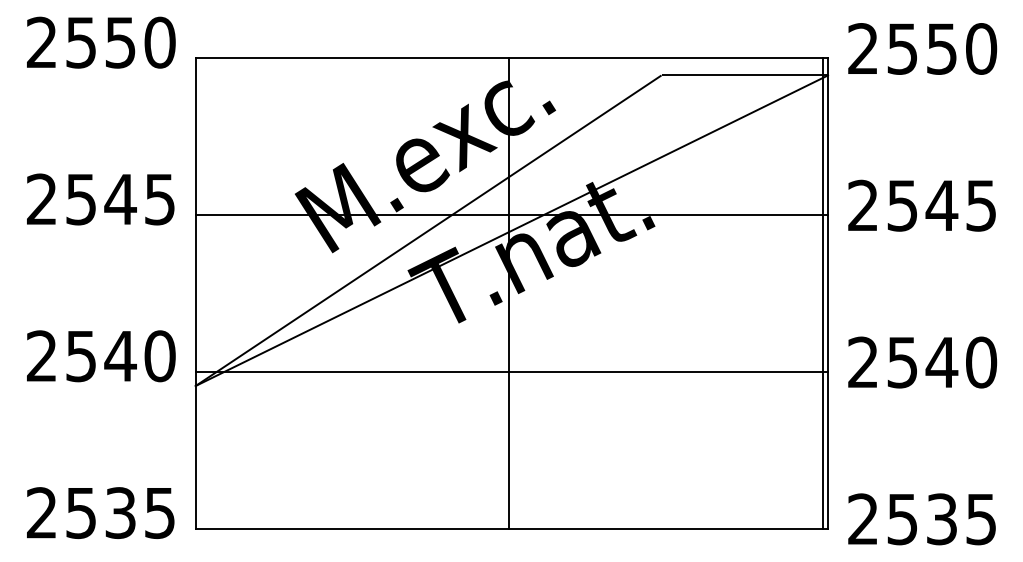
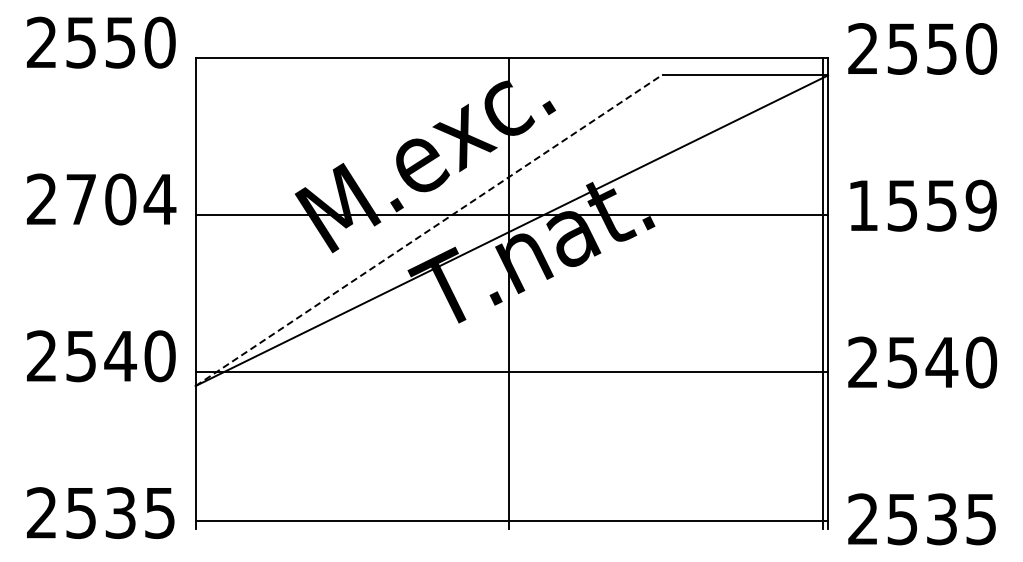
text: 2545 -> 2704 (121, 199)
text: 2545 -> 1559 (922, 205)
line: solid -> dashed (428, 230)
line position: (511, 528) -> (511, 520) (511, 520)
